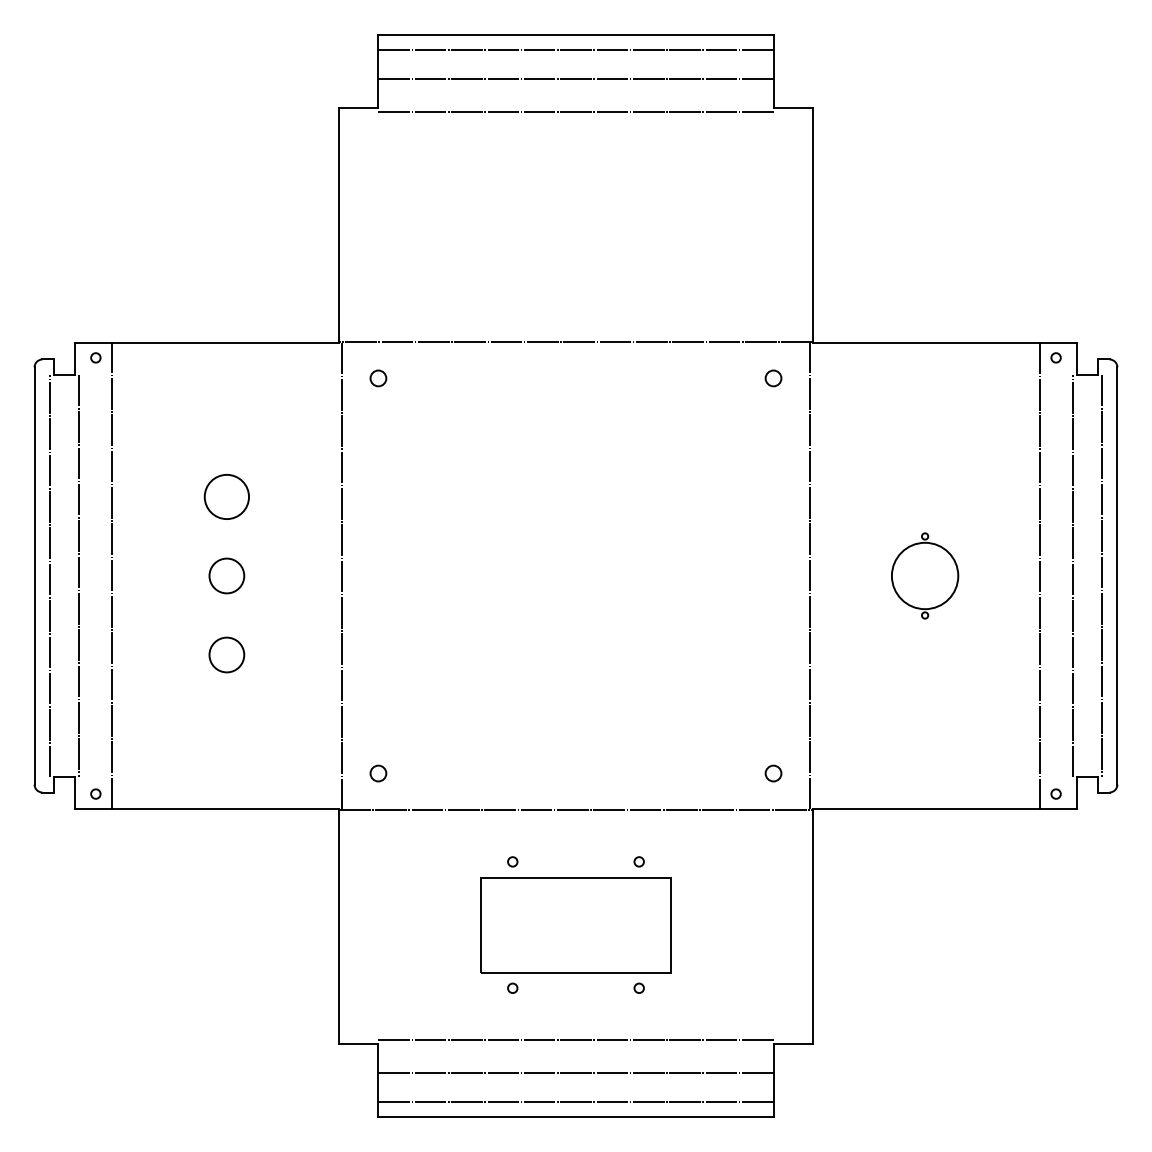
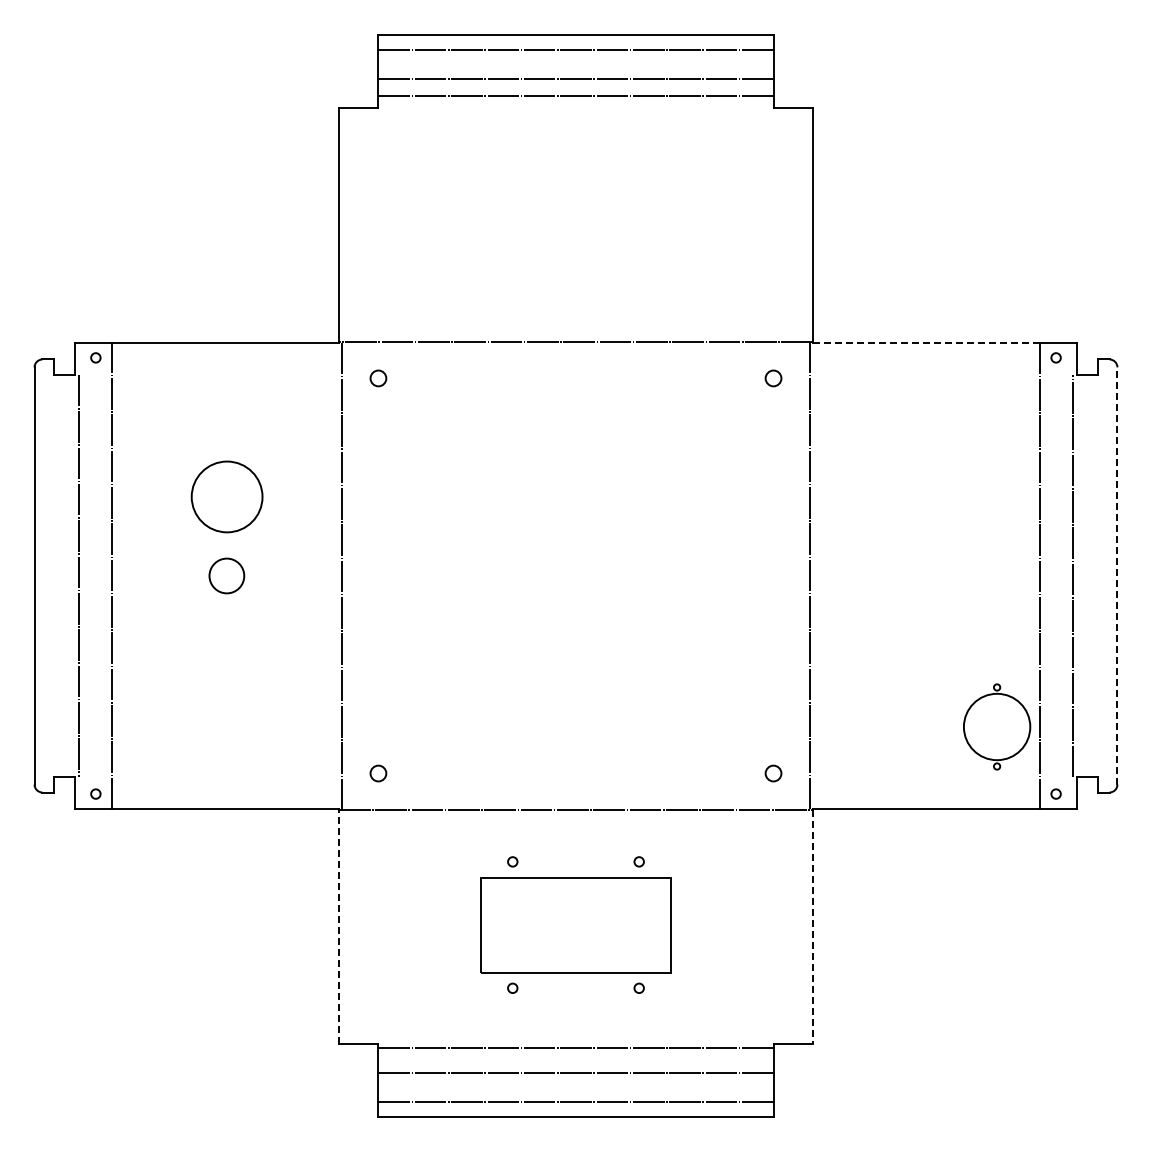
line position: (575, 111) -> (575, 95) (575, 95)
line: solid -> dashed (926, 342)
circle size: 47x46 px -> 74x74 px (226, 496)
line: present -> none (50, 575)
part position: (925, 575) -> (997, 726) (997, 726)
line: present -> none (1101, 575)
line: solid -> dashed (1117, 576)
circle: present -> none (226, 654)
line: solid -> dashed (338, 926)
line: solid -> dashed (813, 926)
line position: (575, 1040) -> (575, 1048) (575, 1048)
